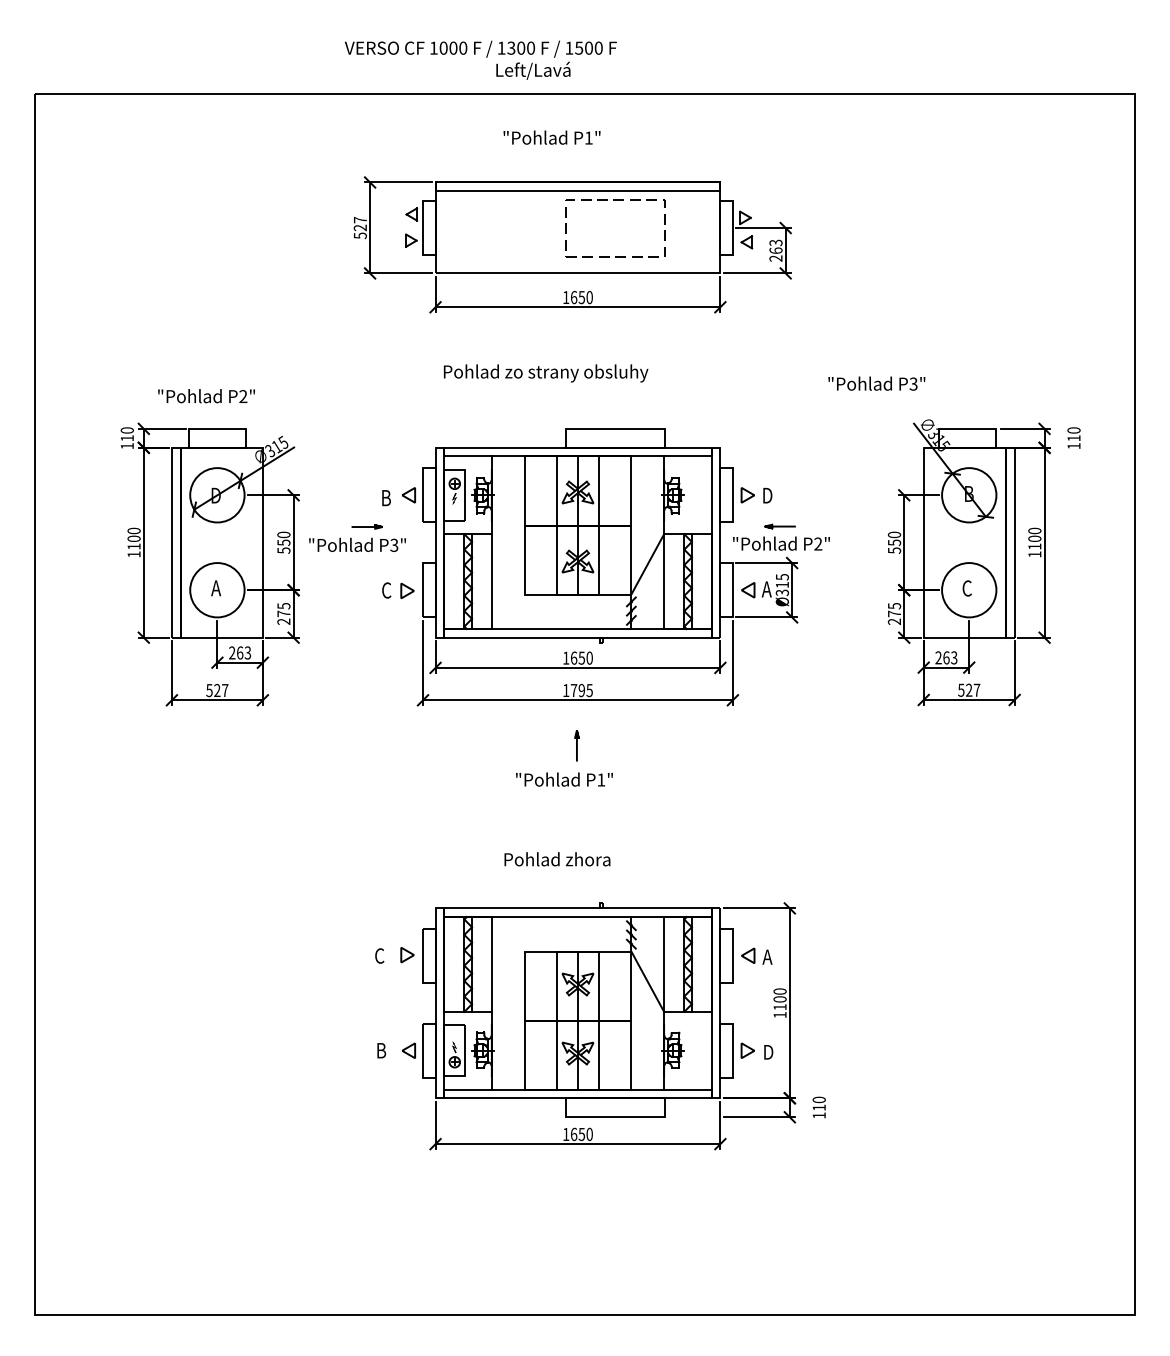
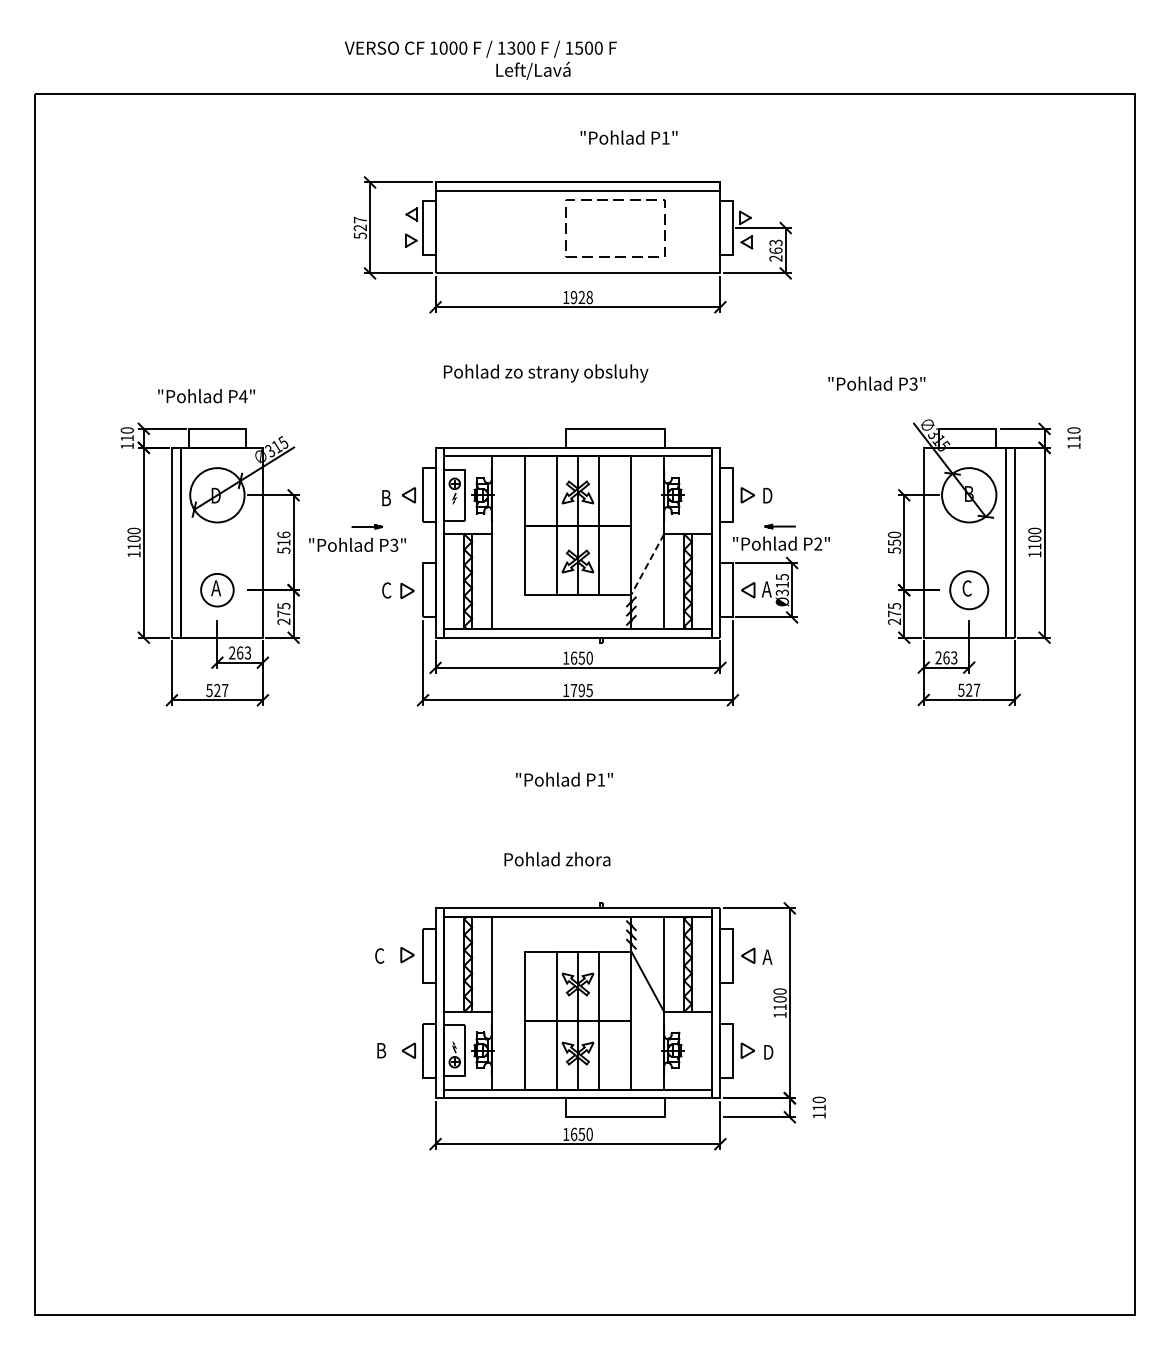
text position: (551, 137) -> (628, 137) (628, 137)
text: 1650 -> 1928 (581, 297)
text: P2" -> P4" (243, 396)
text: 550 -> 516 (283, 538)
line: solid -> dashed (647, 564)
circle diameter: 54 px -> 33 px (217, 589)
circle diameter: 54 px -> 38 px (969, 590)
line: present -> none (576, 745)
